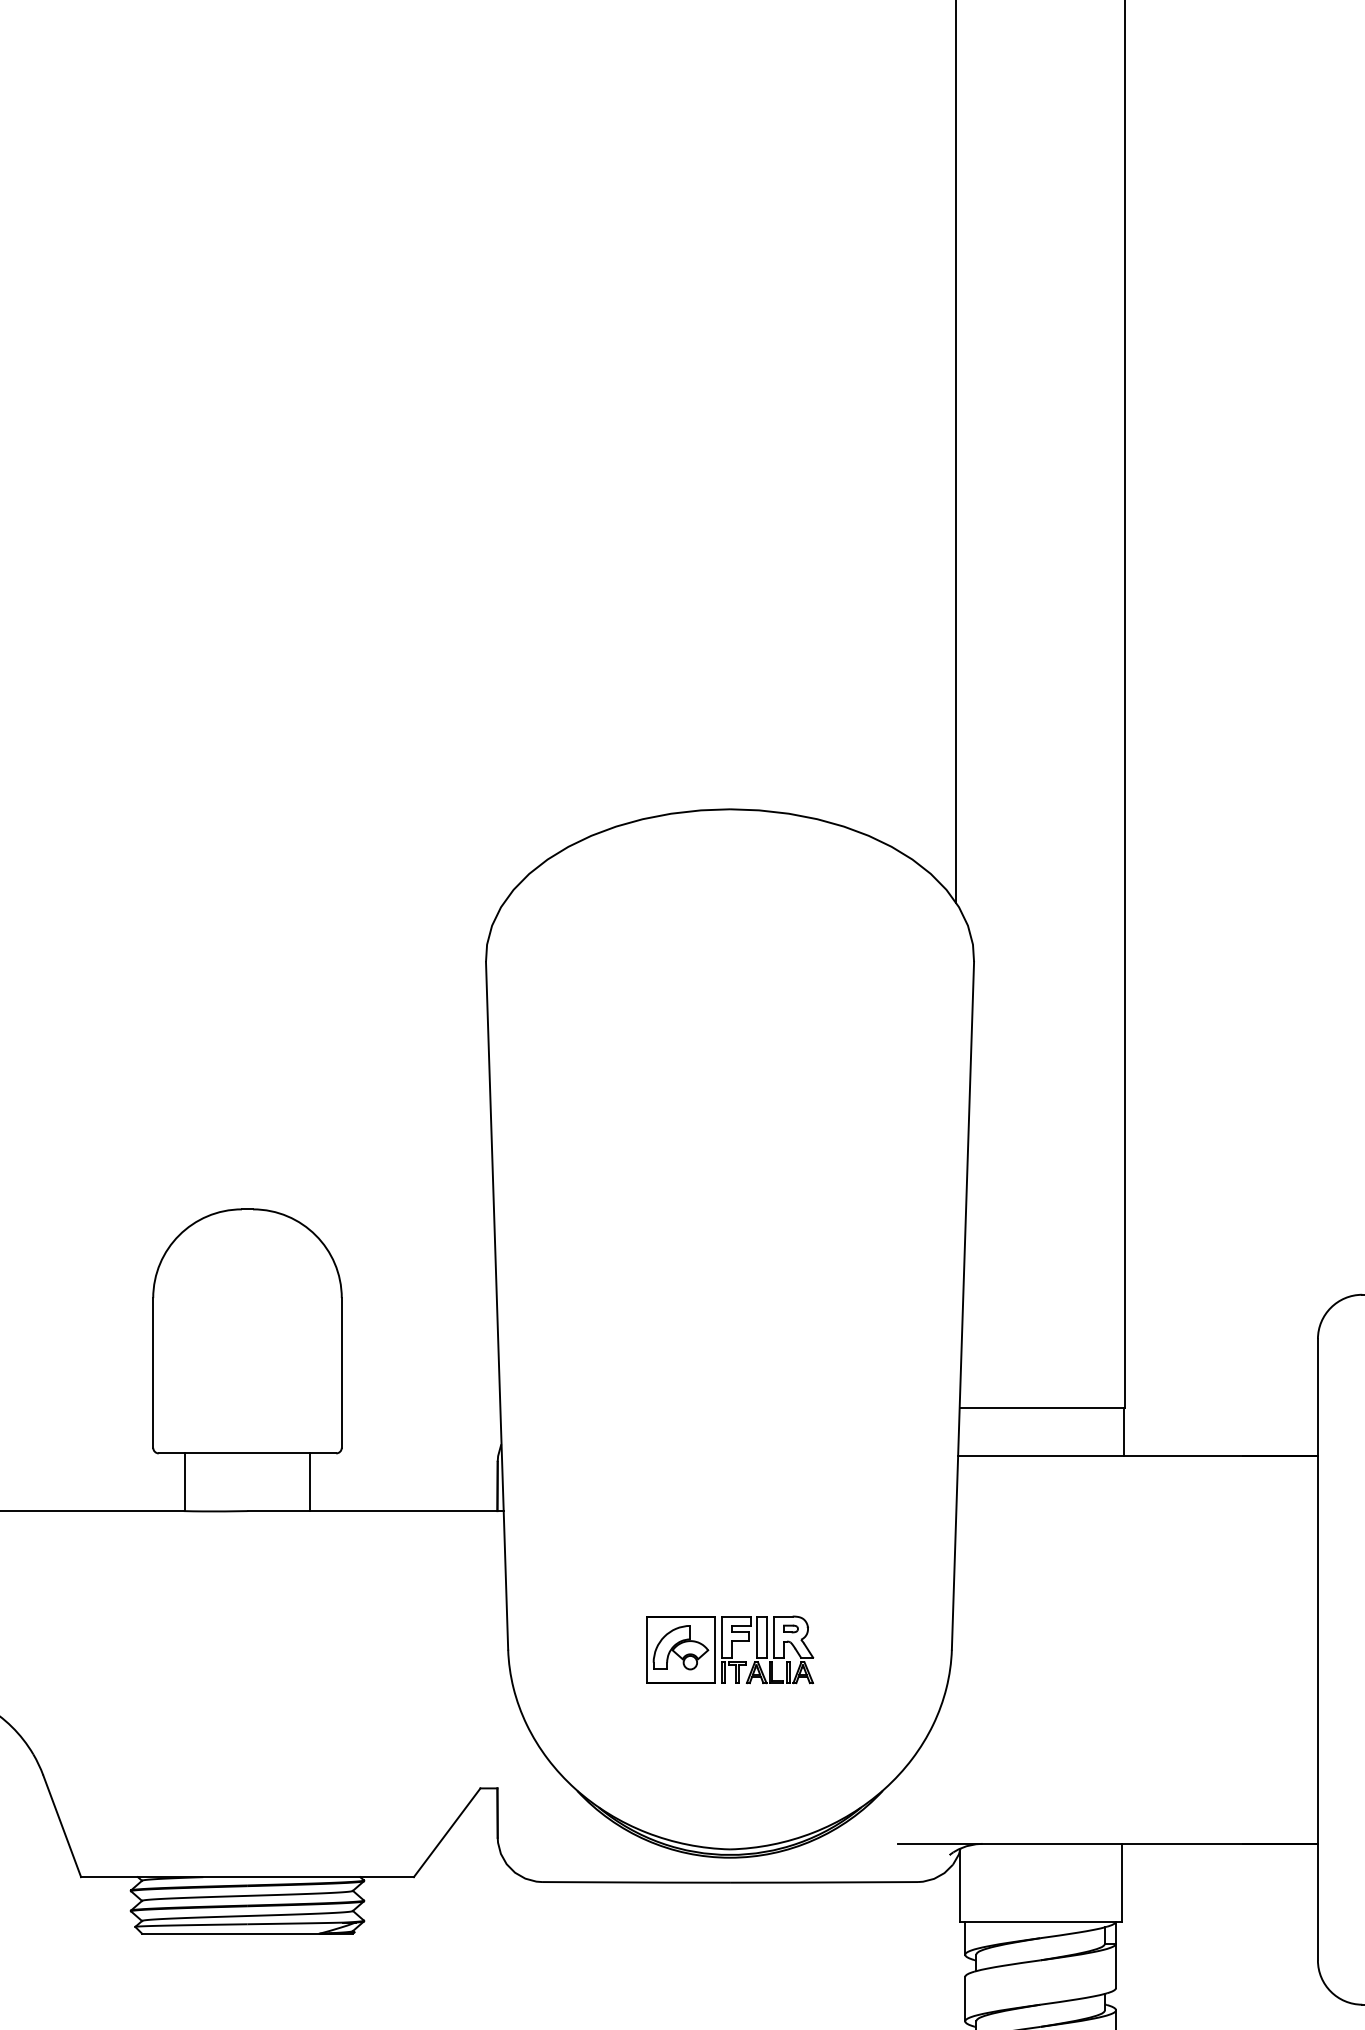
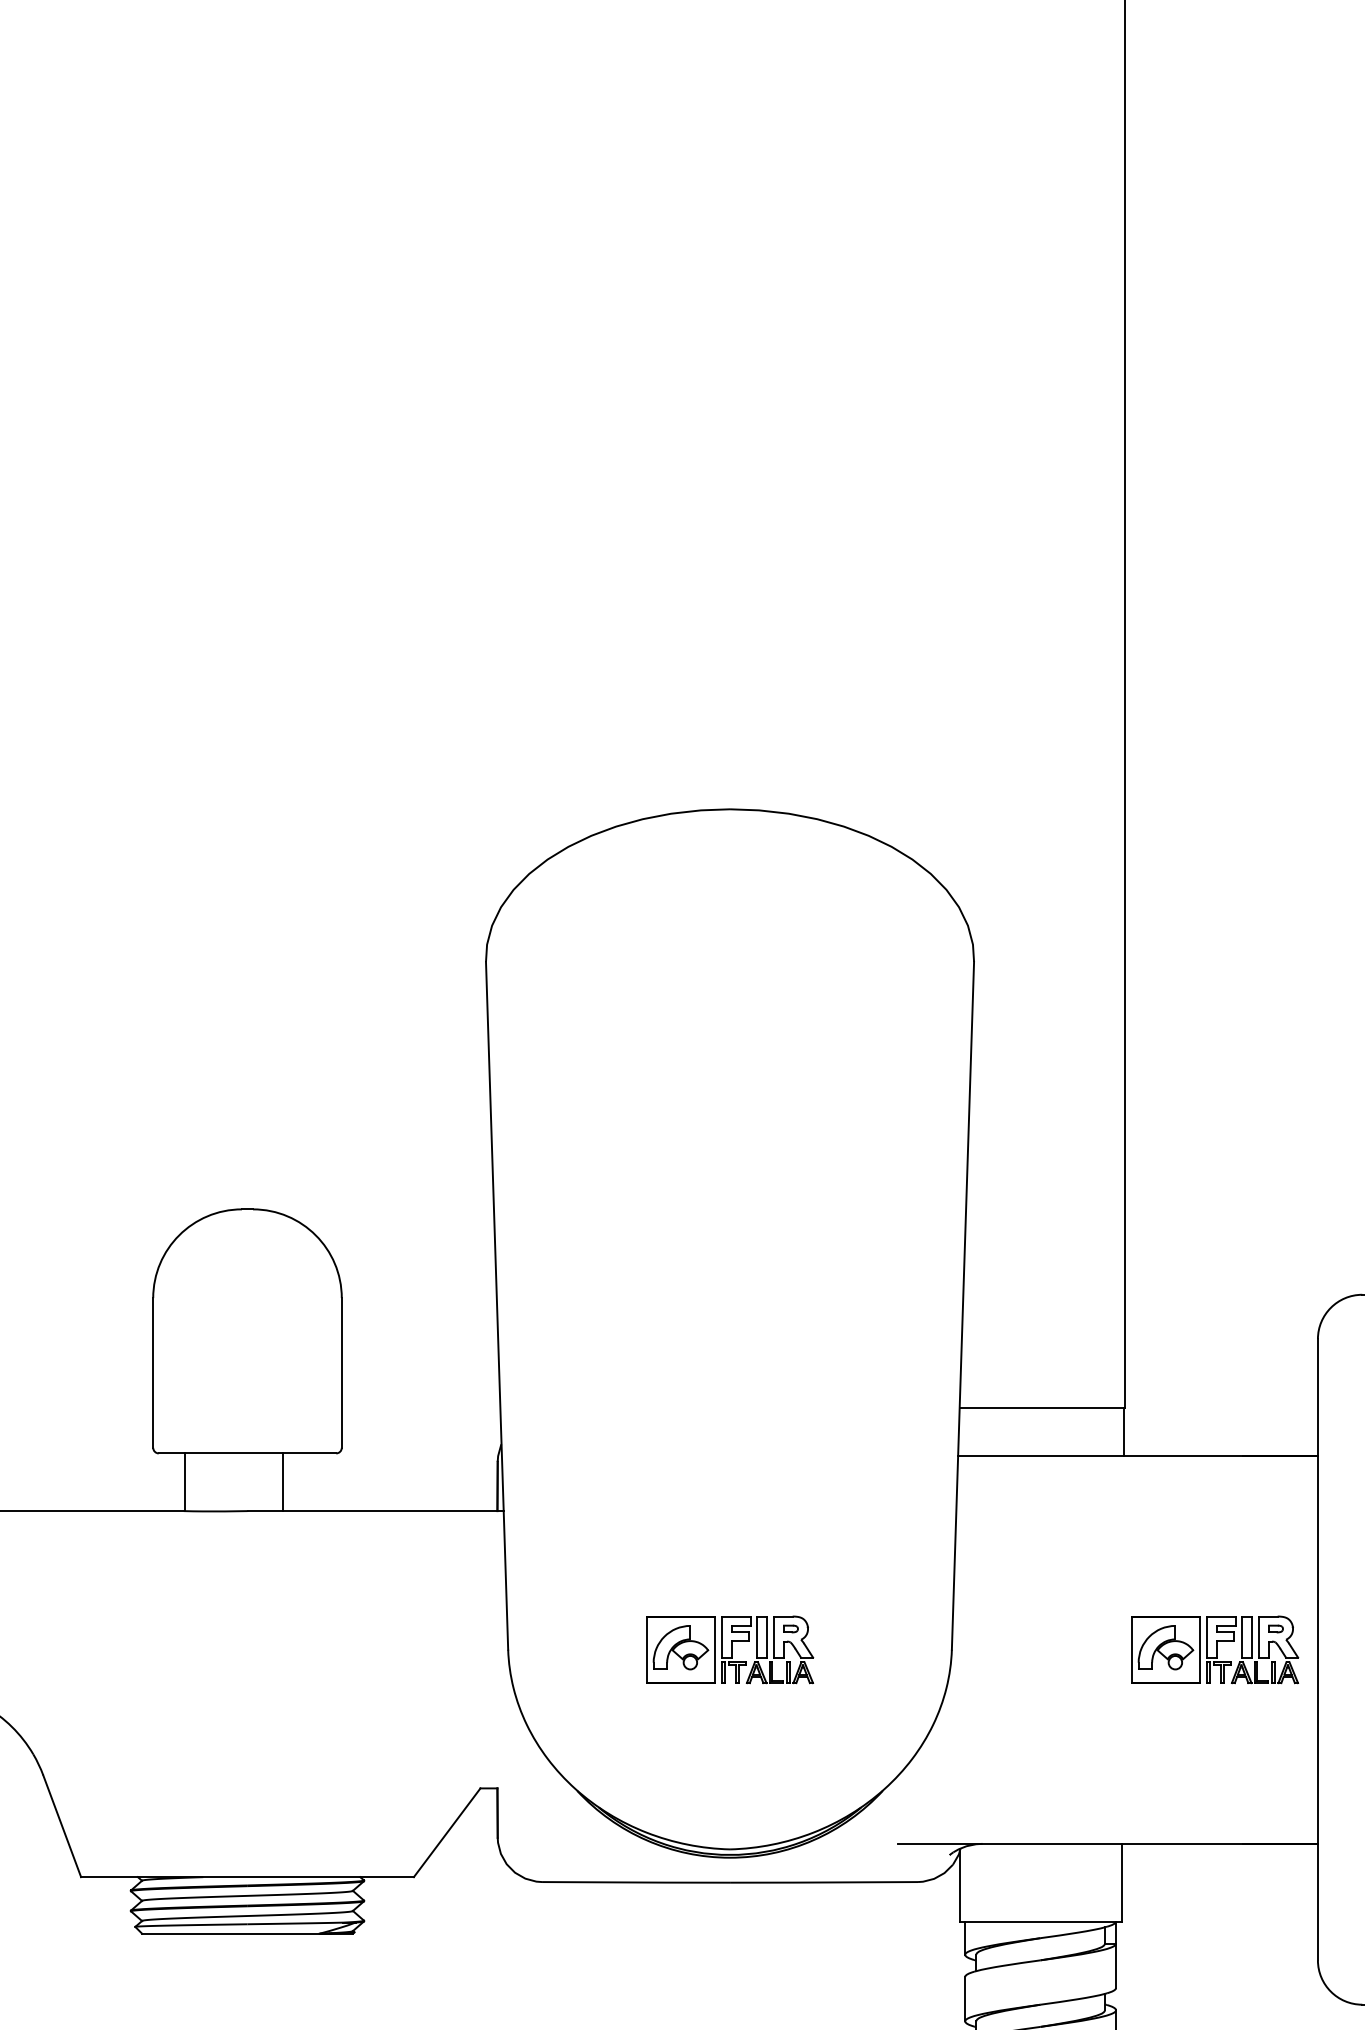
line: present -> none (955, 452)
line position: (309, 1482) -> (282, 1482) (282, 1482)
part: none -> present (1215, 1649)
